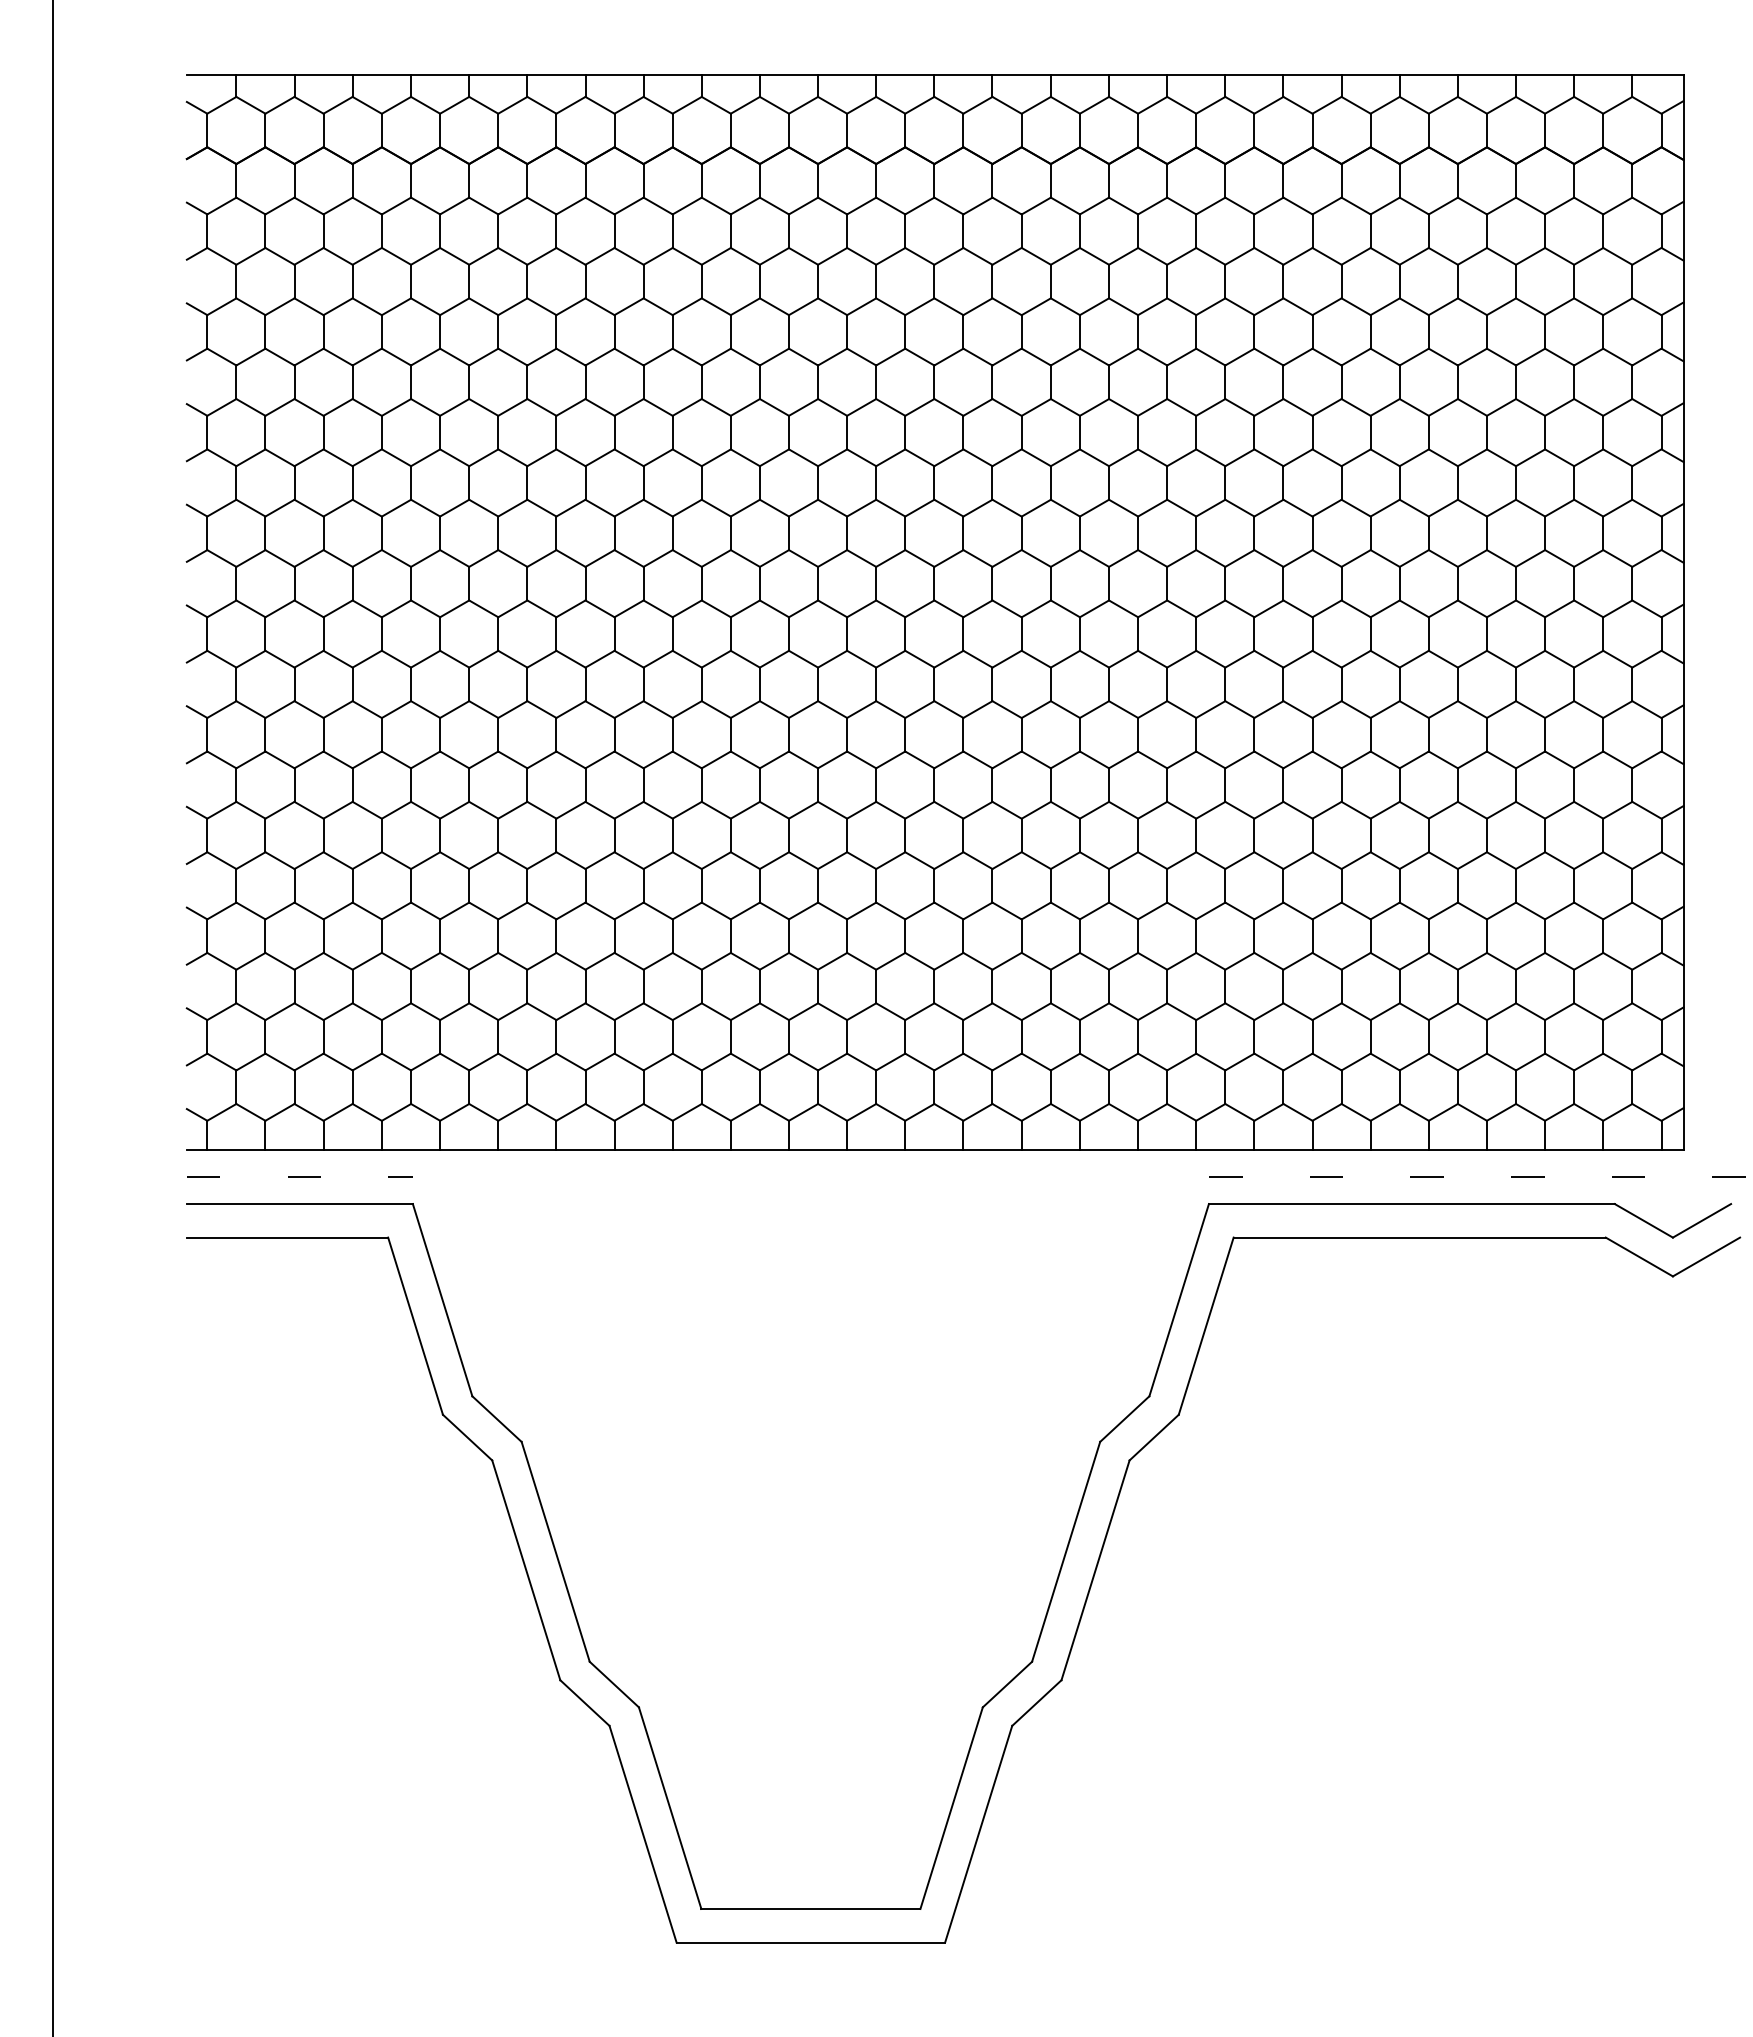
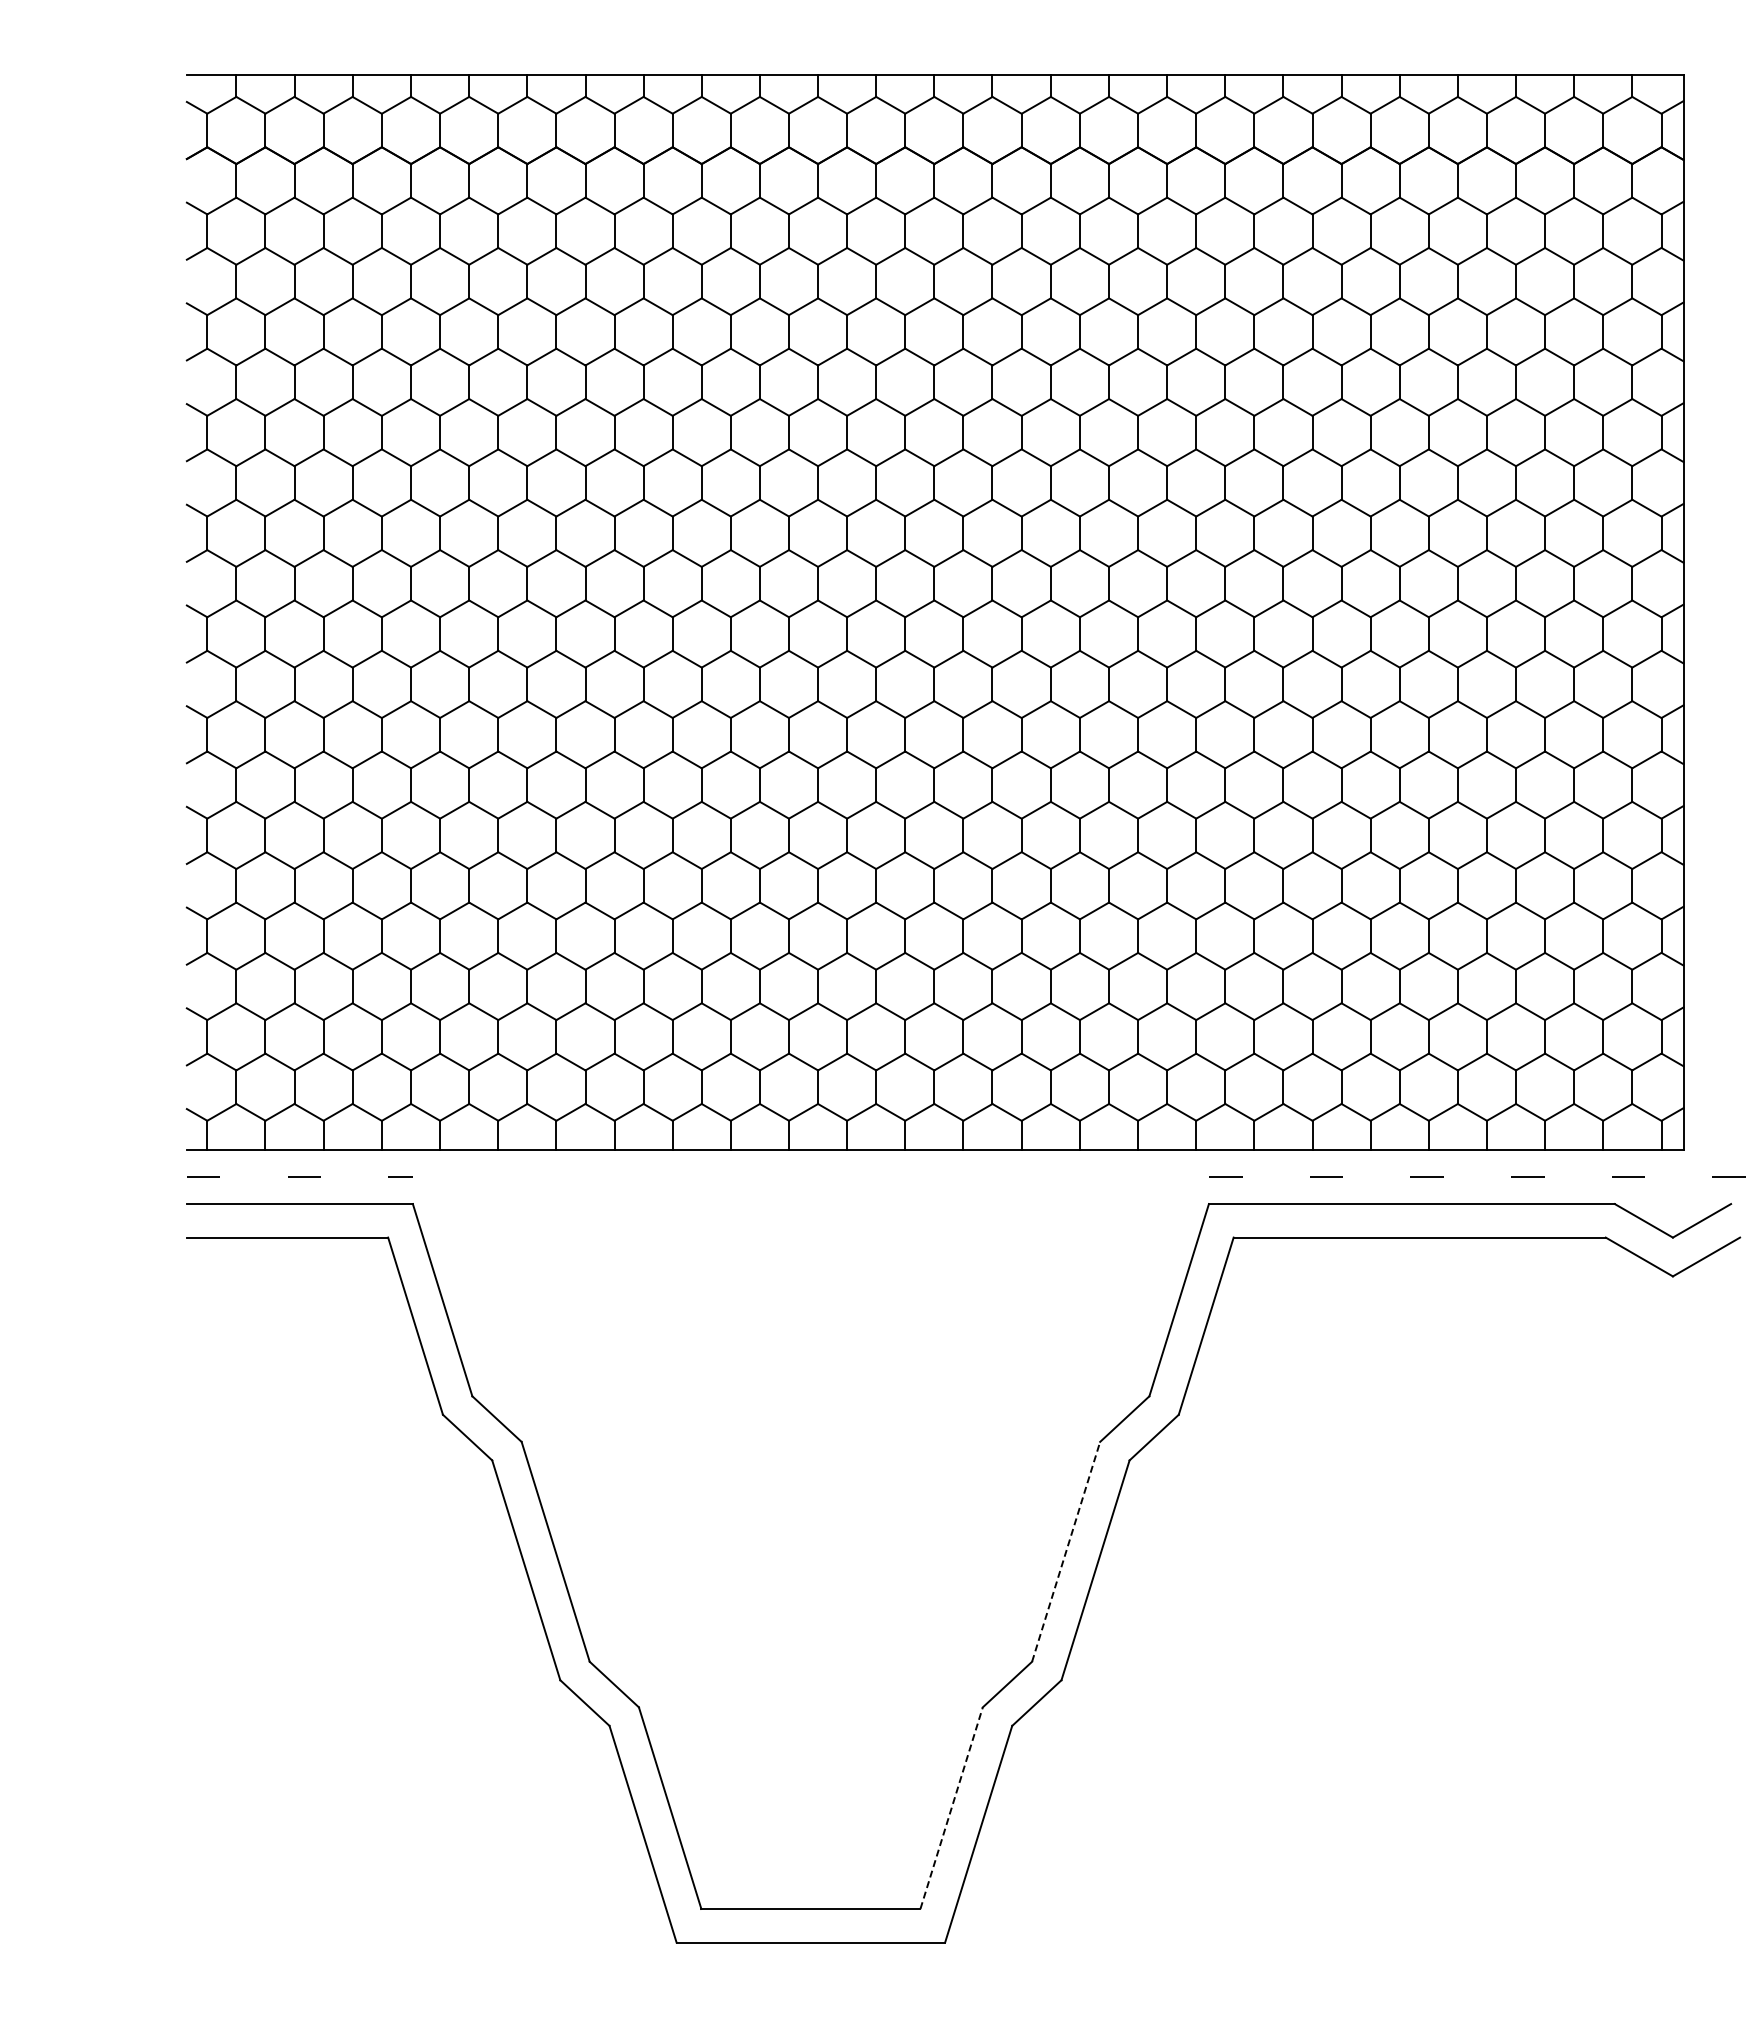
line: present -> none (52, 1017)
line: solid -> dashed (1066, 1551)
line: solid -> dashed (951, 1808)
